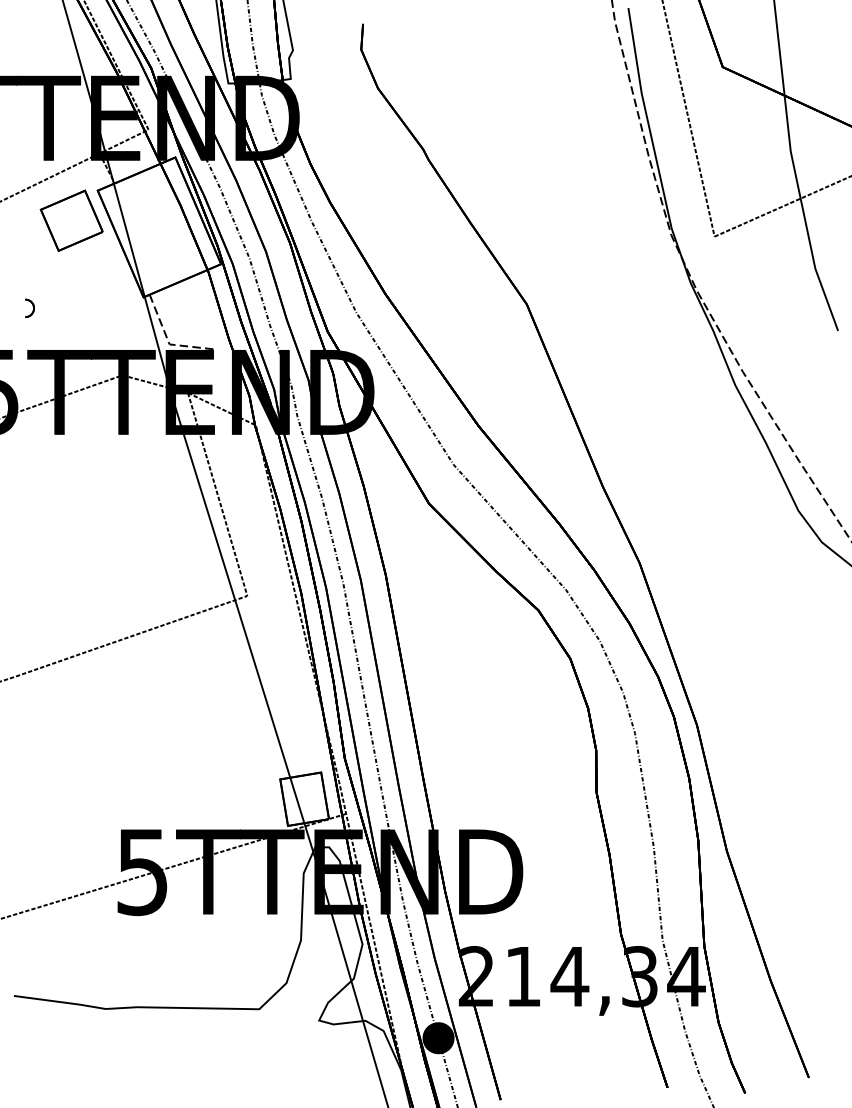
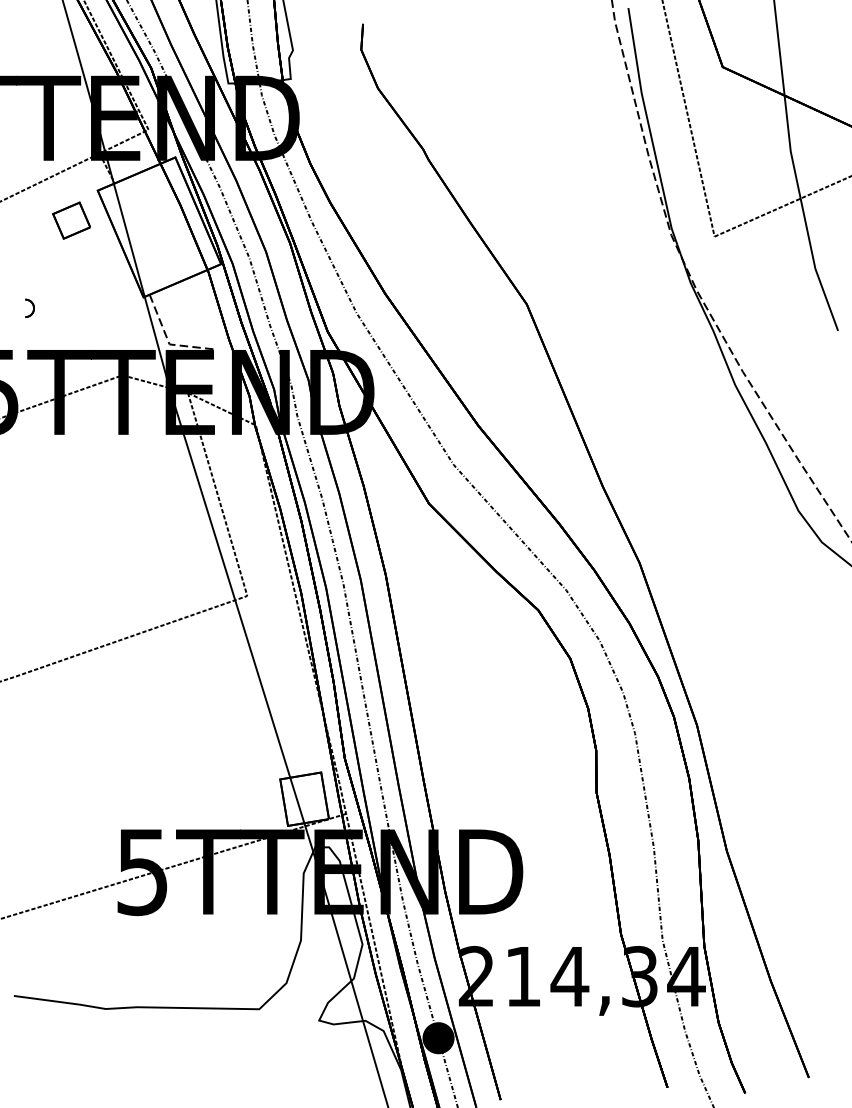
part size: 65x63 px -> 39x39 px (71, 220)
